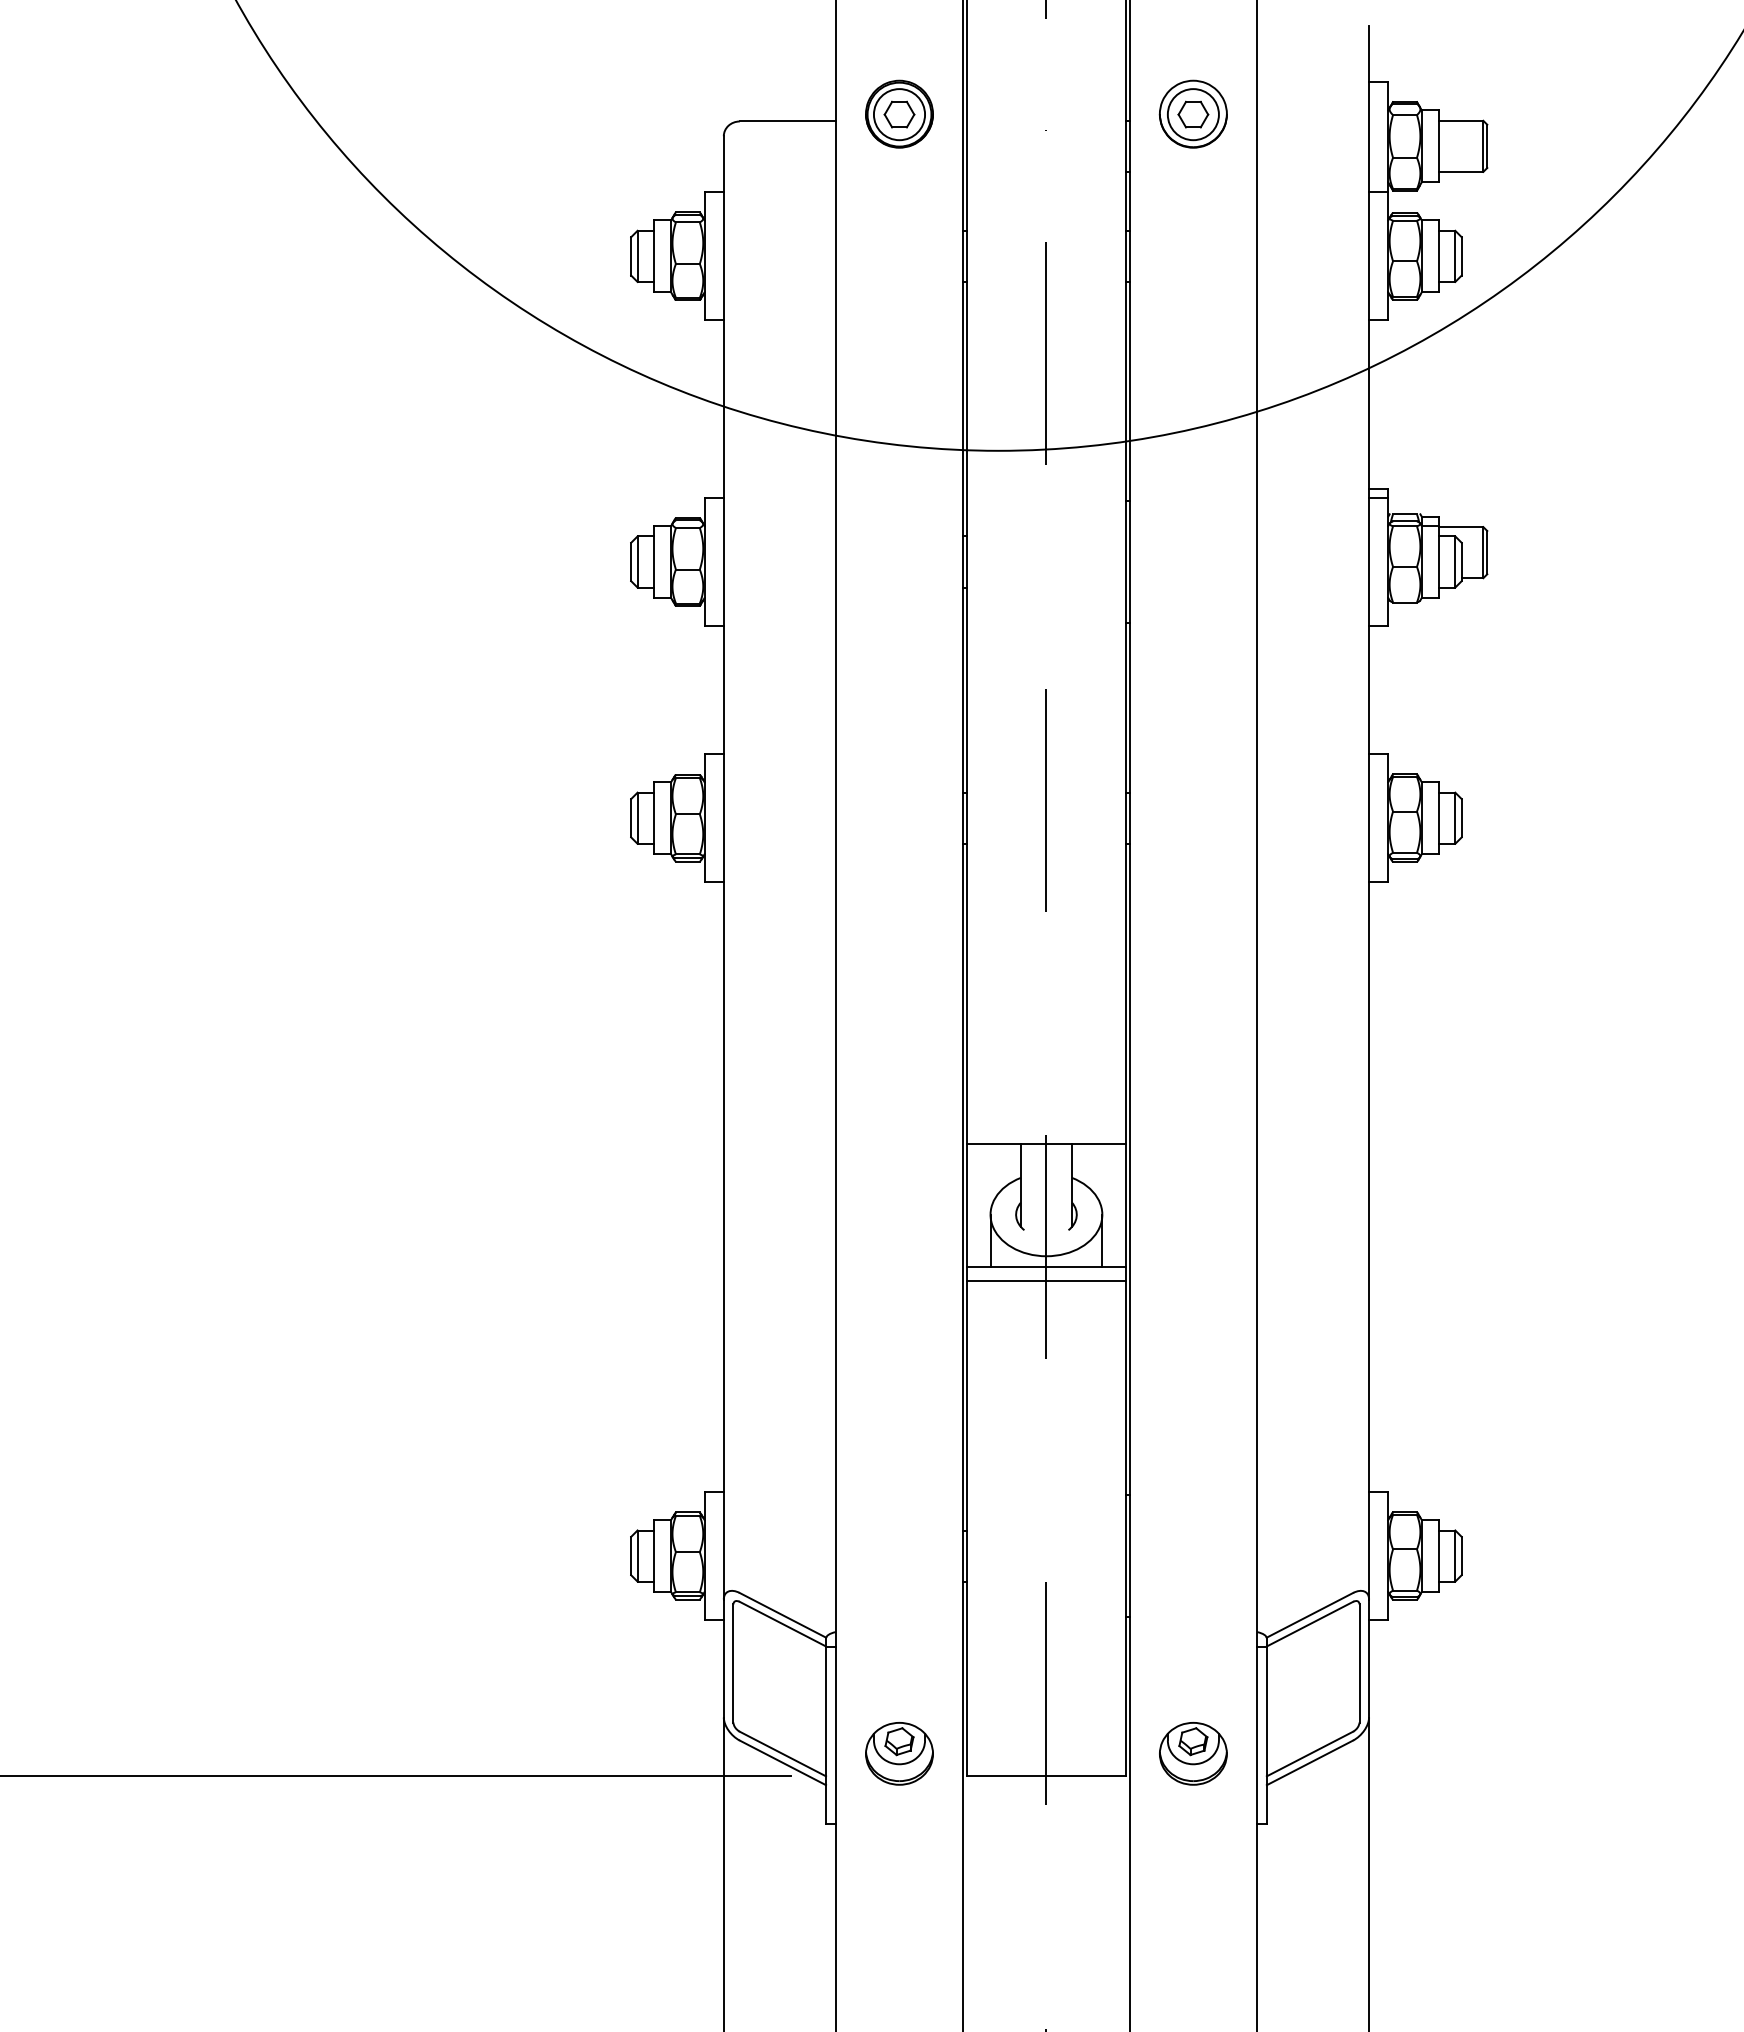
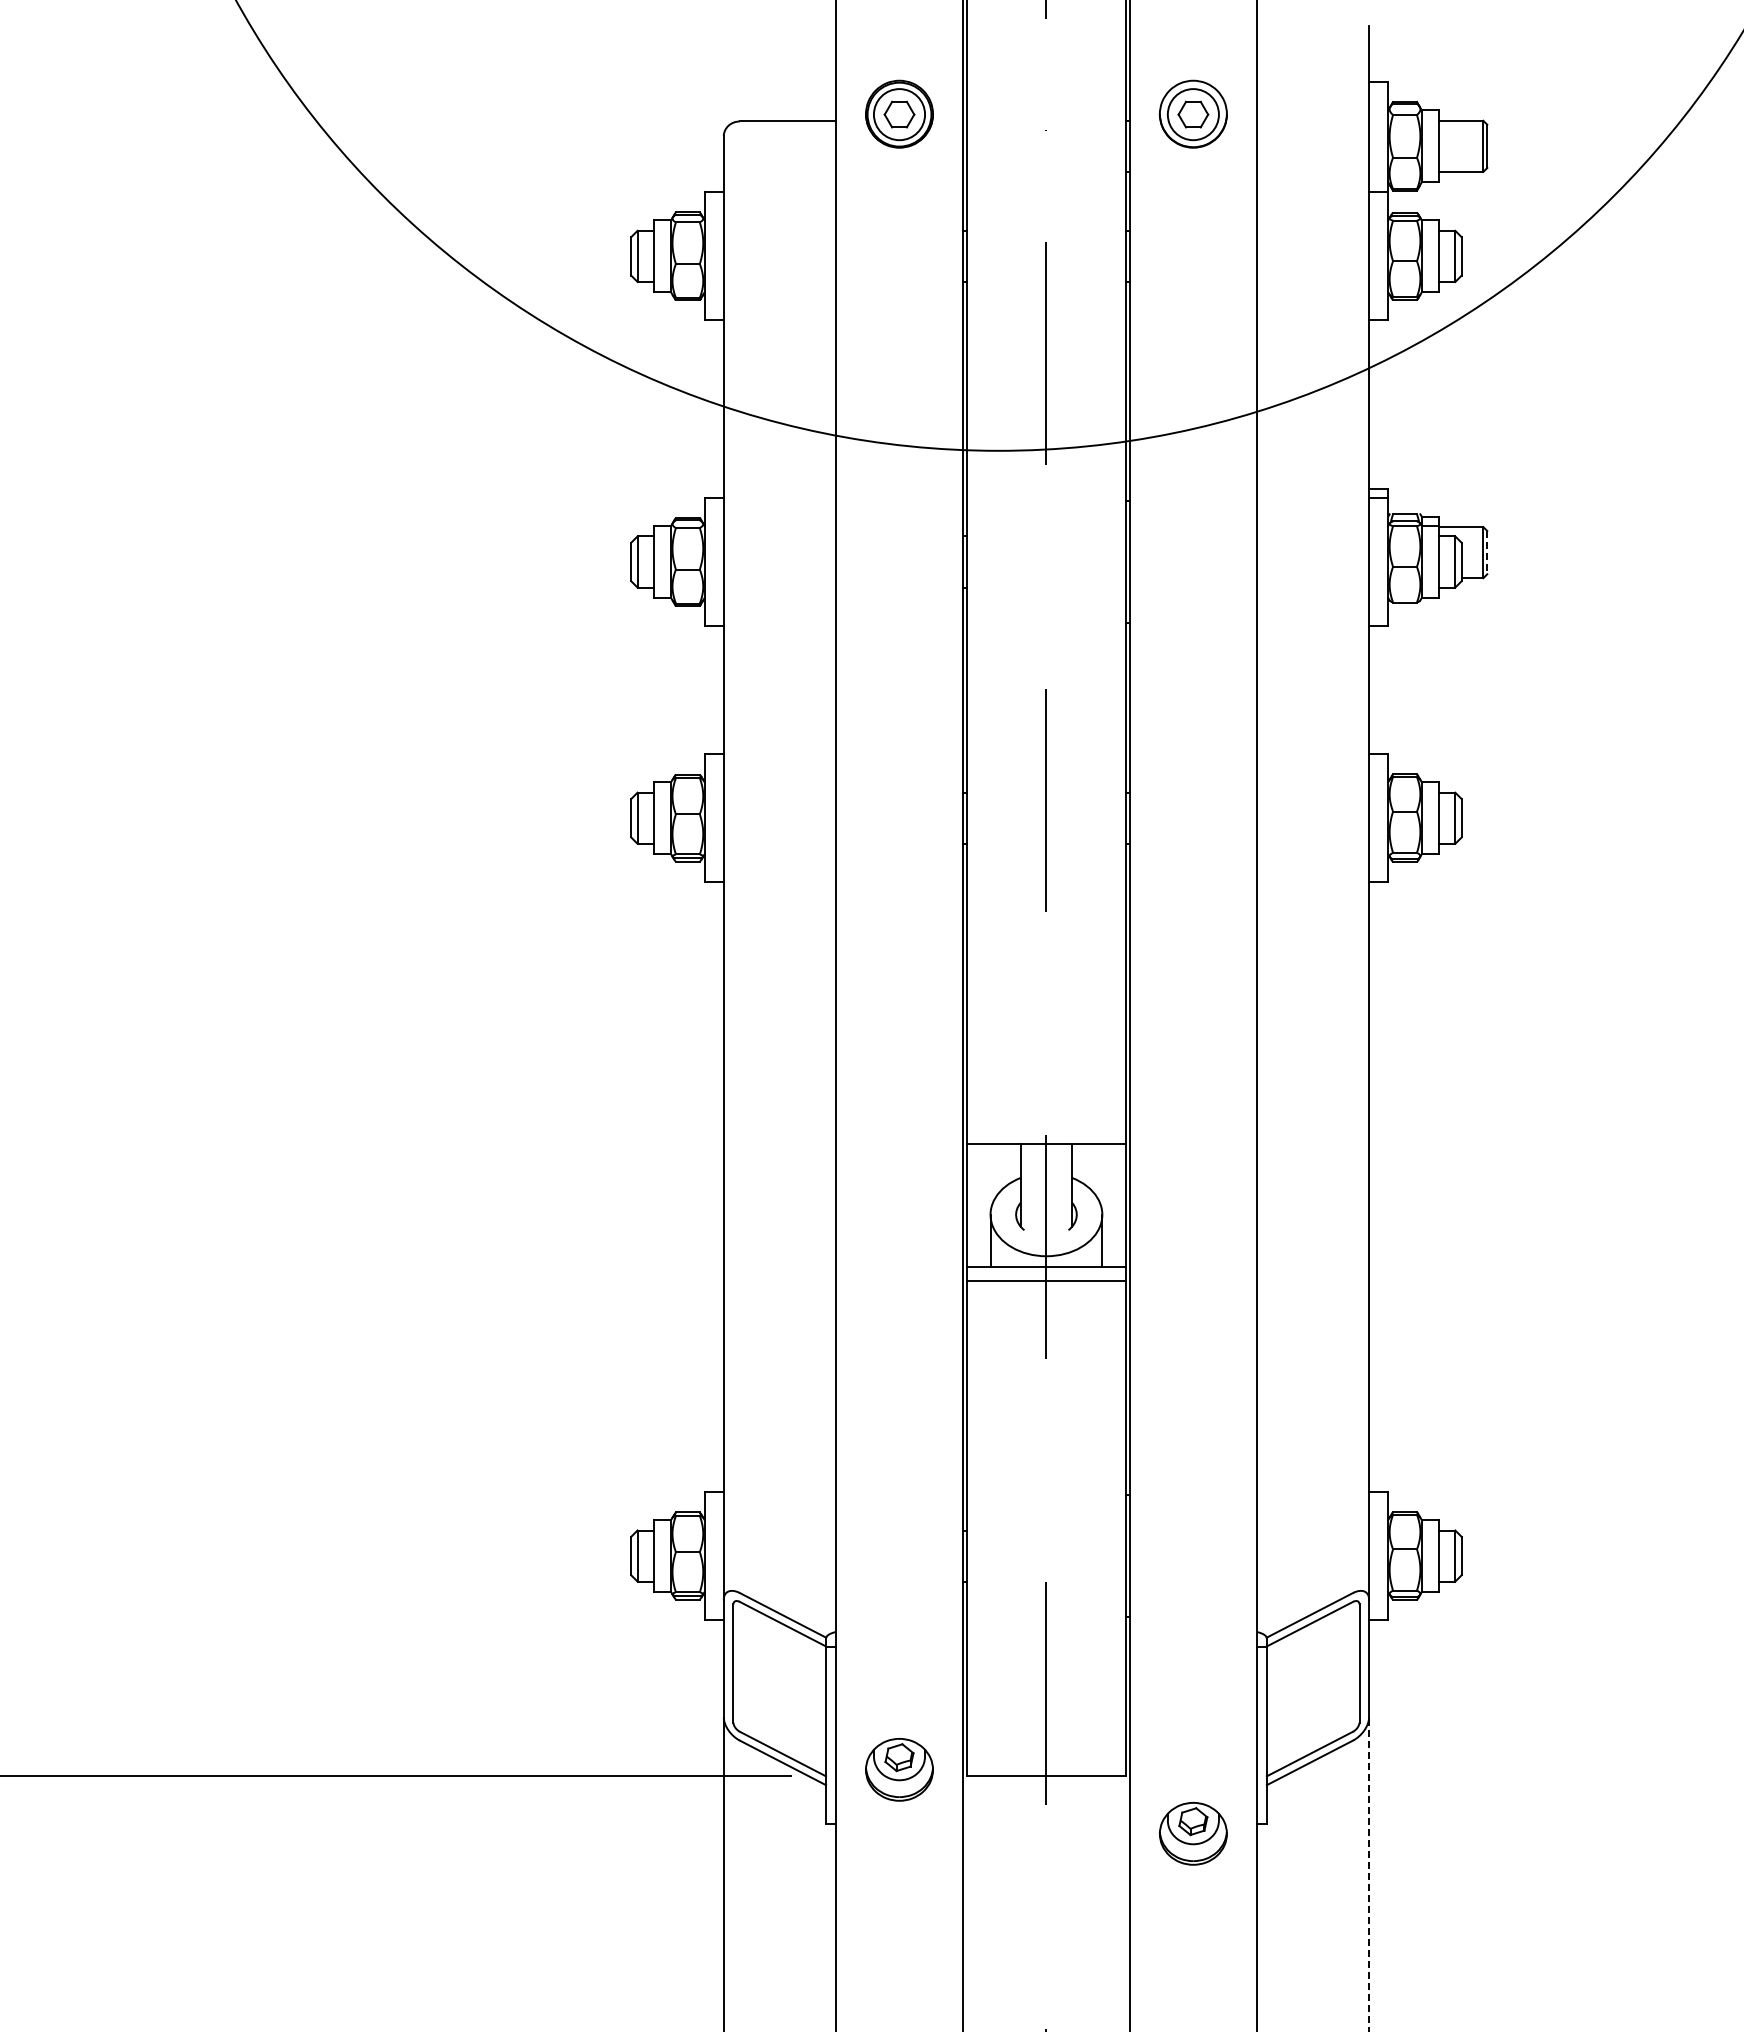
line: solid -> dashed (1487, 552)
part position: (899, 1753) -> (899, 1769) (899, 1769)
part position: (1193, 1753) -> (1193, 1833) (1193, 1833)
line: solid -> dashed (1369, 1874)
